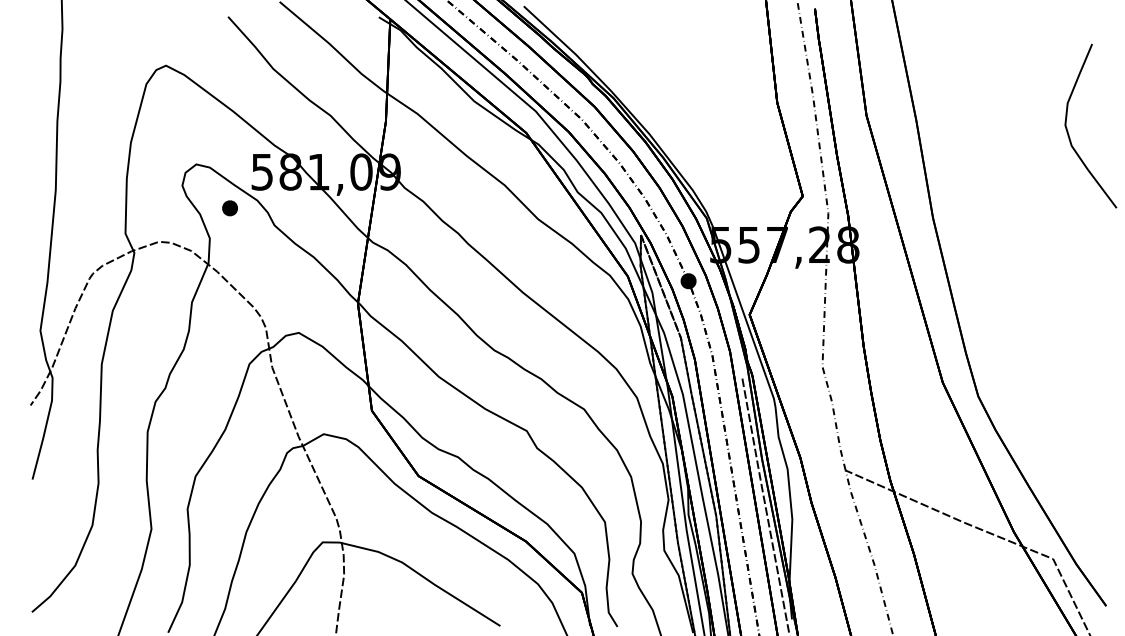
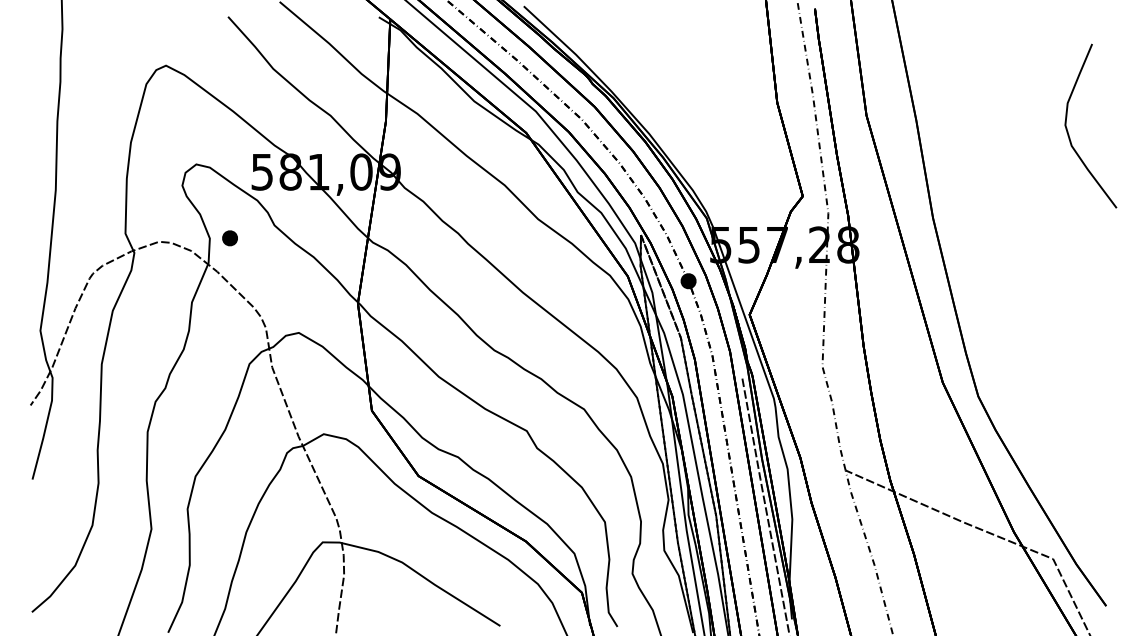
part position: (229, 208) -> (229, 238) (229, 238)
